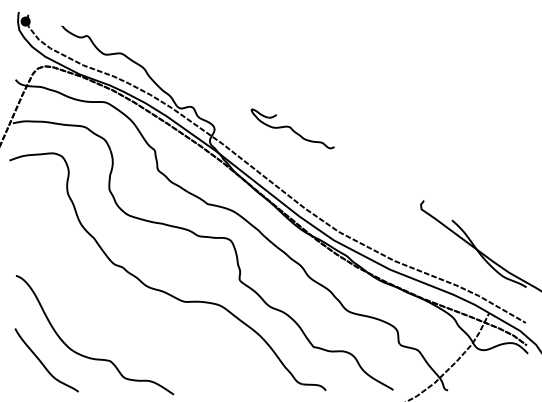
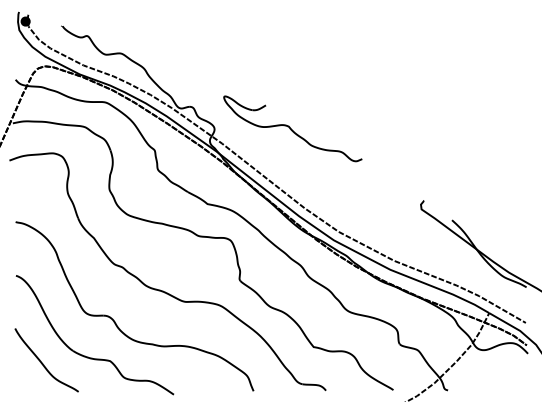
part size: 85x42 px -> 140x68 px (292, 128)
part: none -> present (115, 321)
